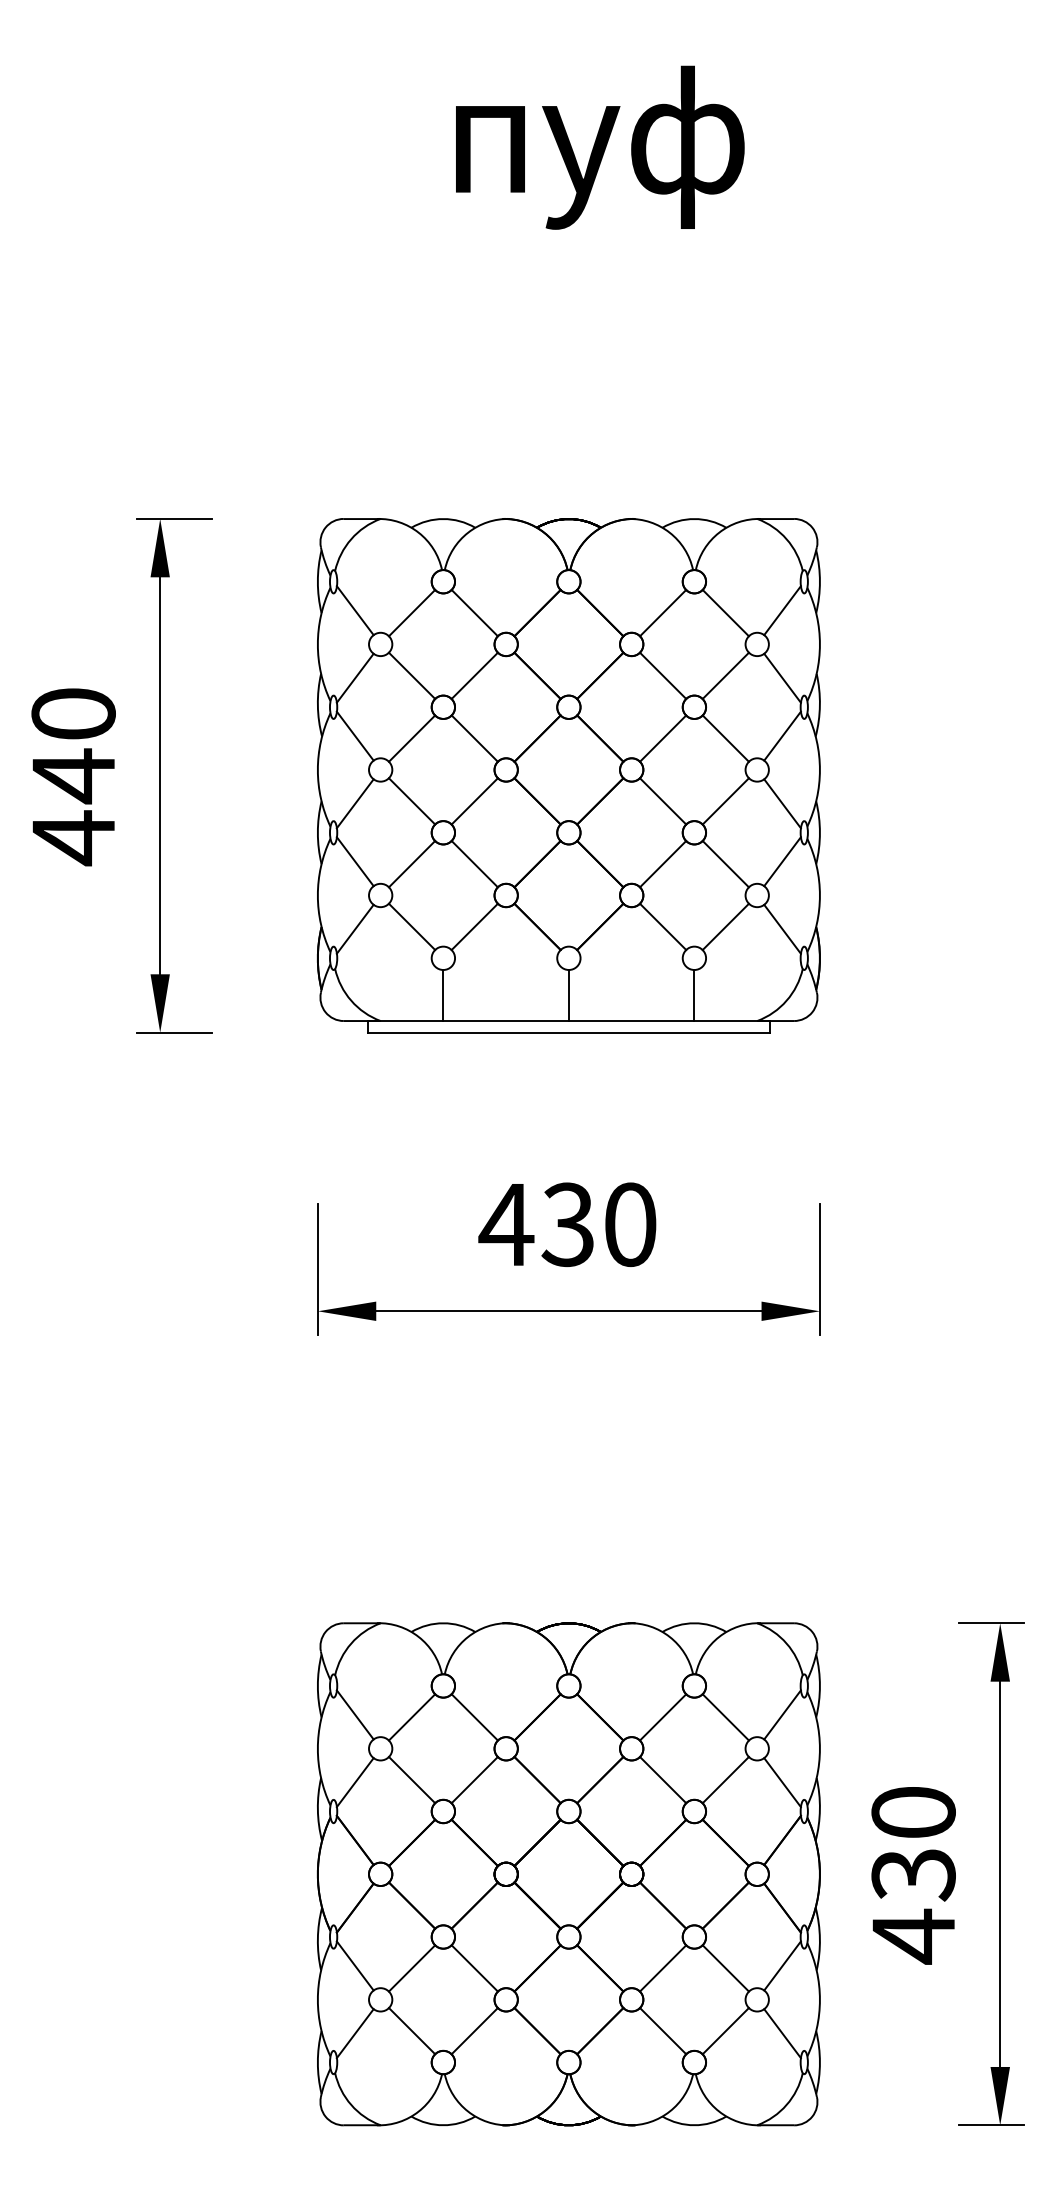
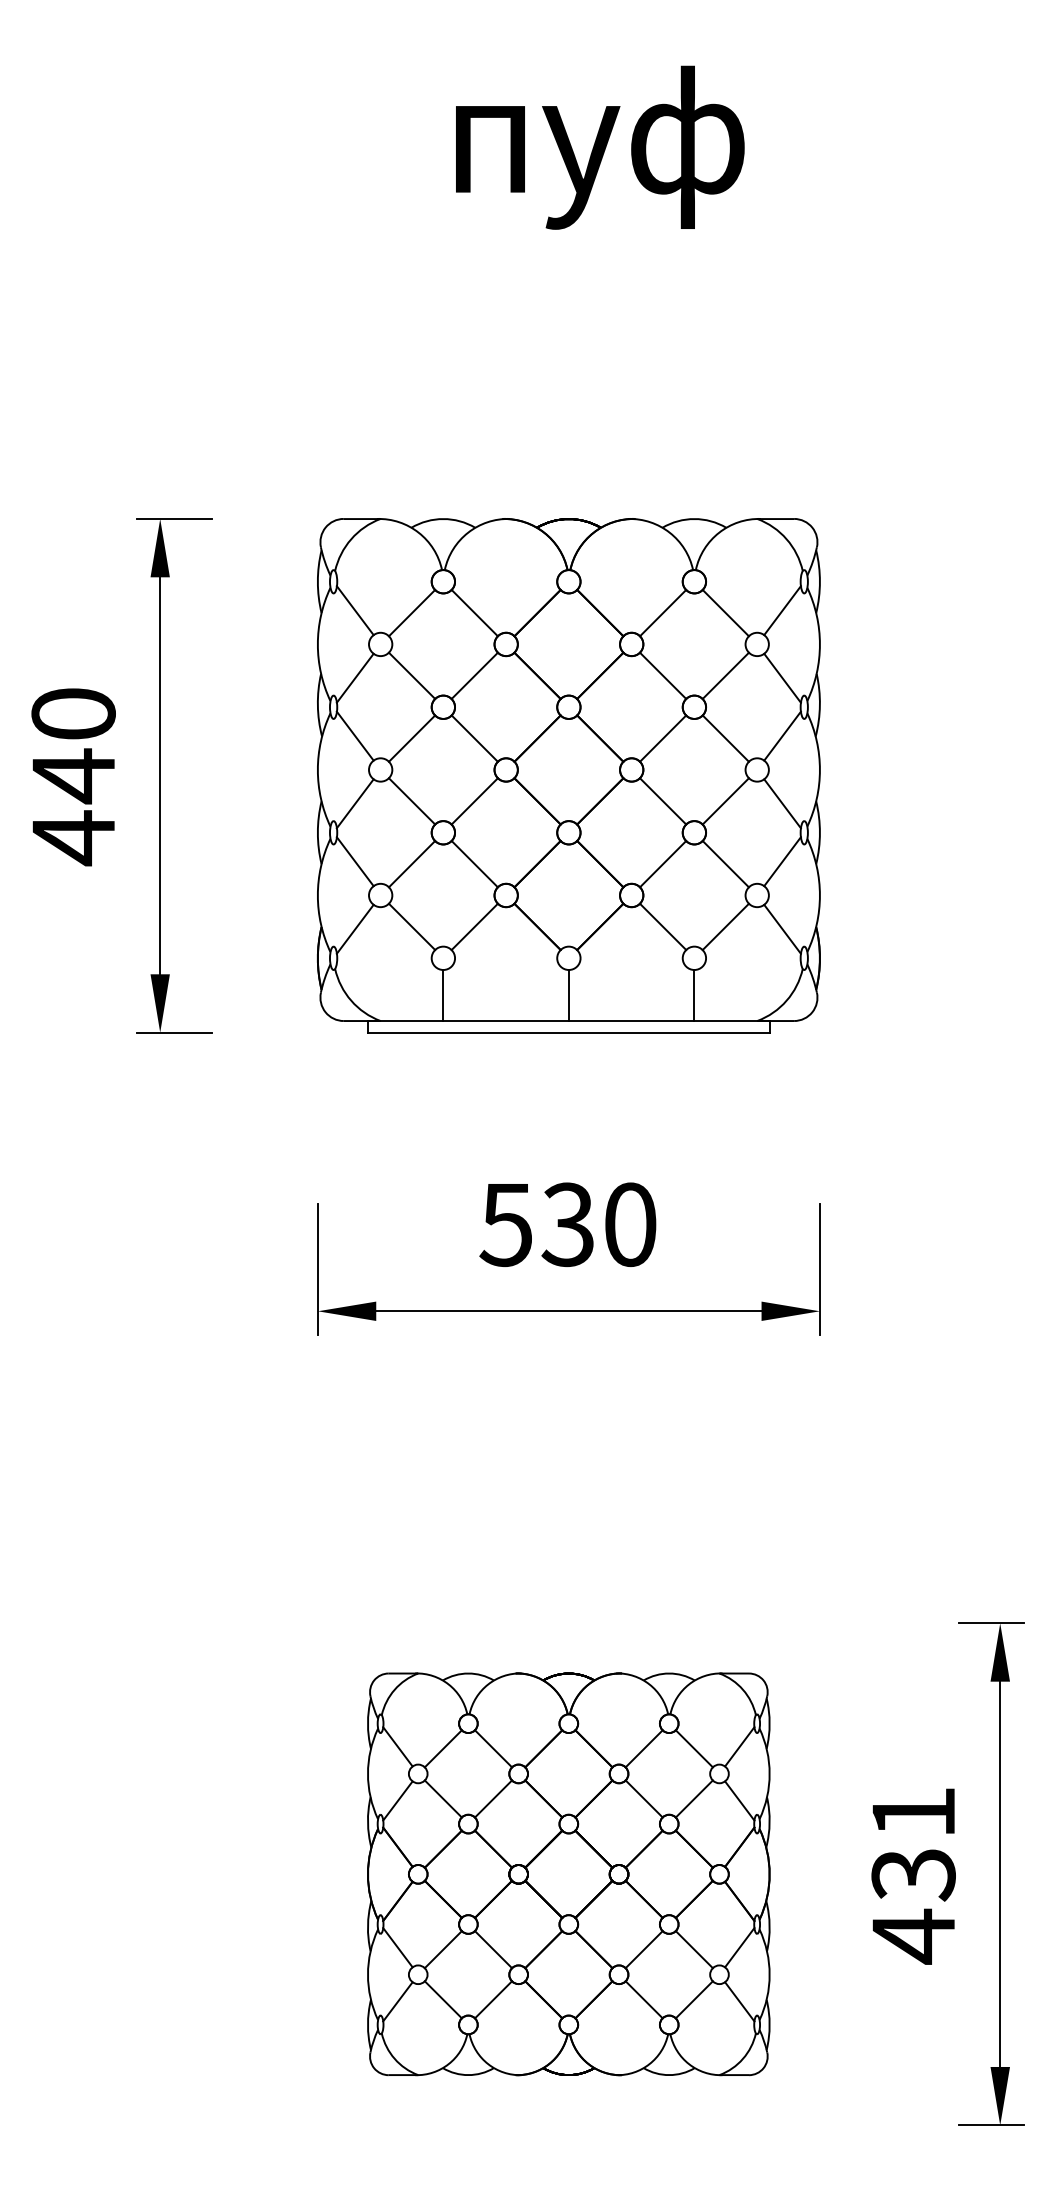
text: 430 -> 530 (506, 1225)
text: 430 -> 431 (913, 1812)
part size: 505x505 px -> 404x405 px (568, 1874)
